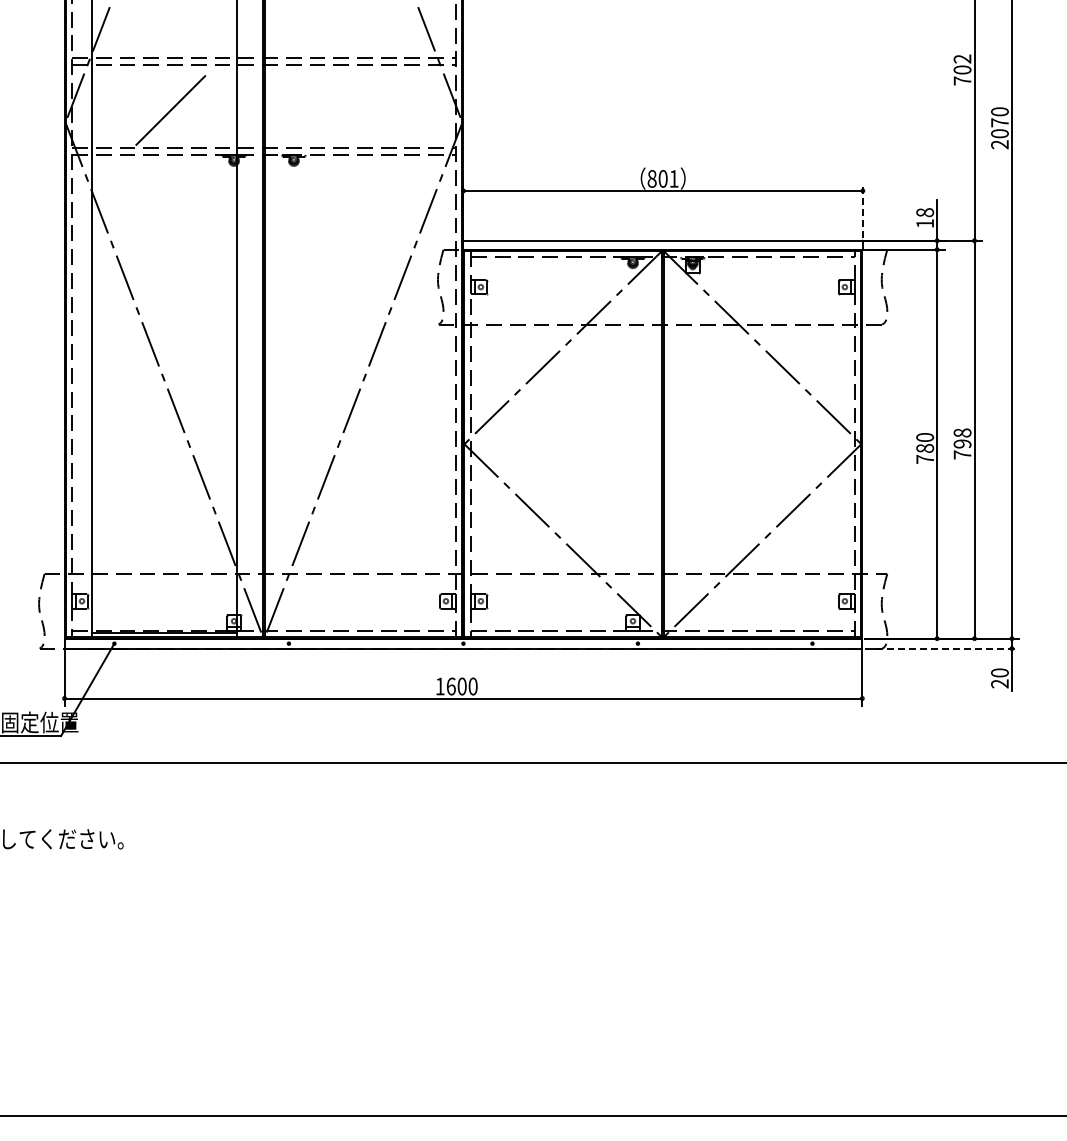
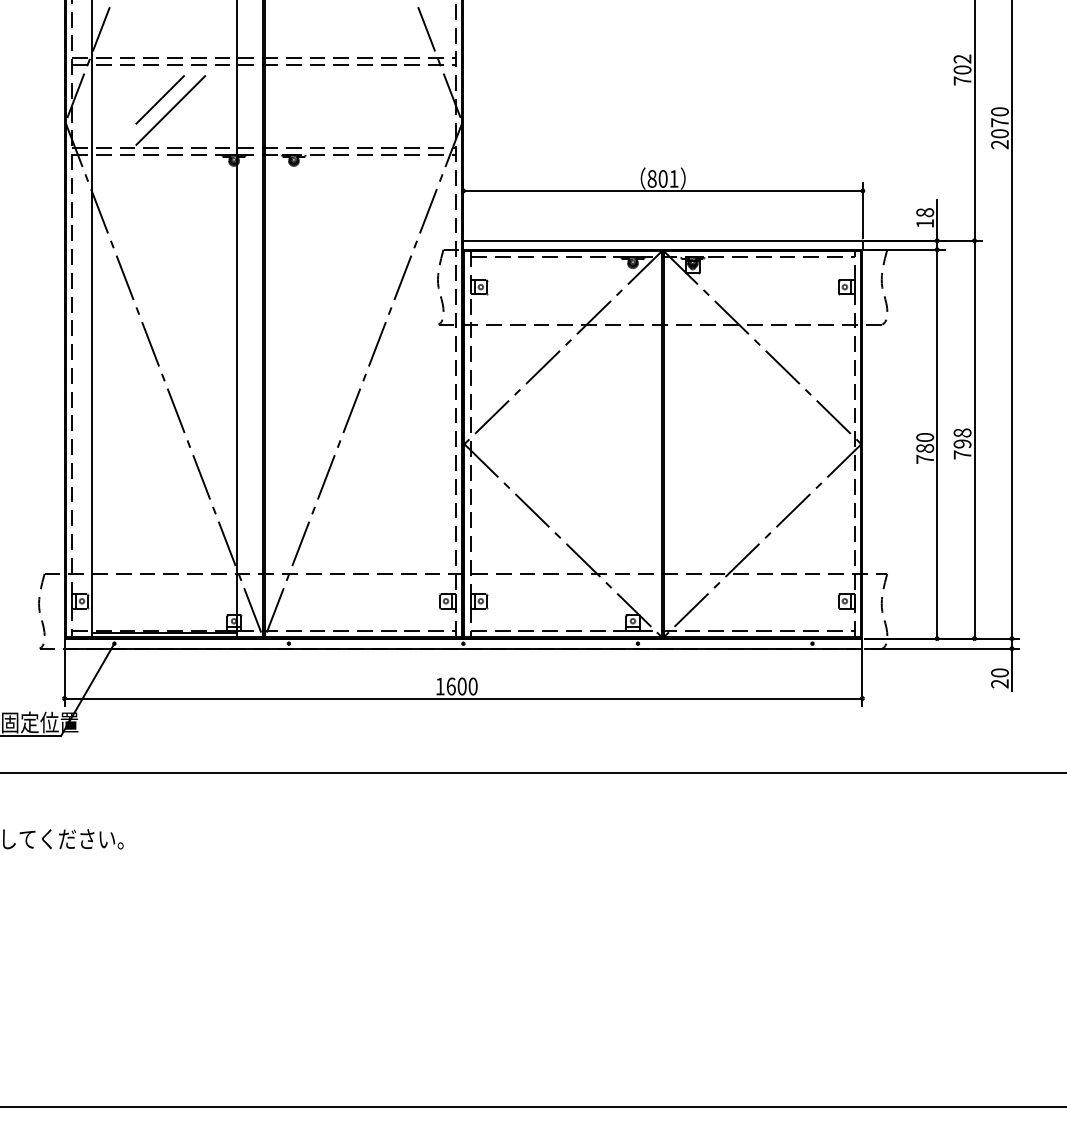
line: none -> present (159, 99)
line: dashed -> solid (862, 210)
line: dashed -> solid (942, 648)
line position: (532, 763) -> (532, 773) (532, 773)
line position: (532, 1115) -> (532, 1106) (532, 1106)
